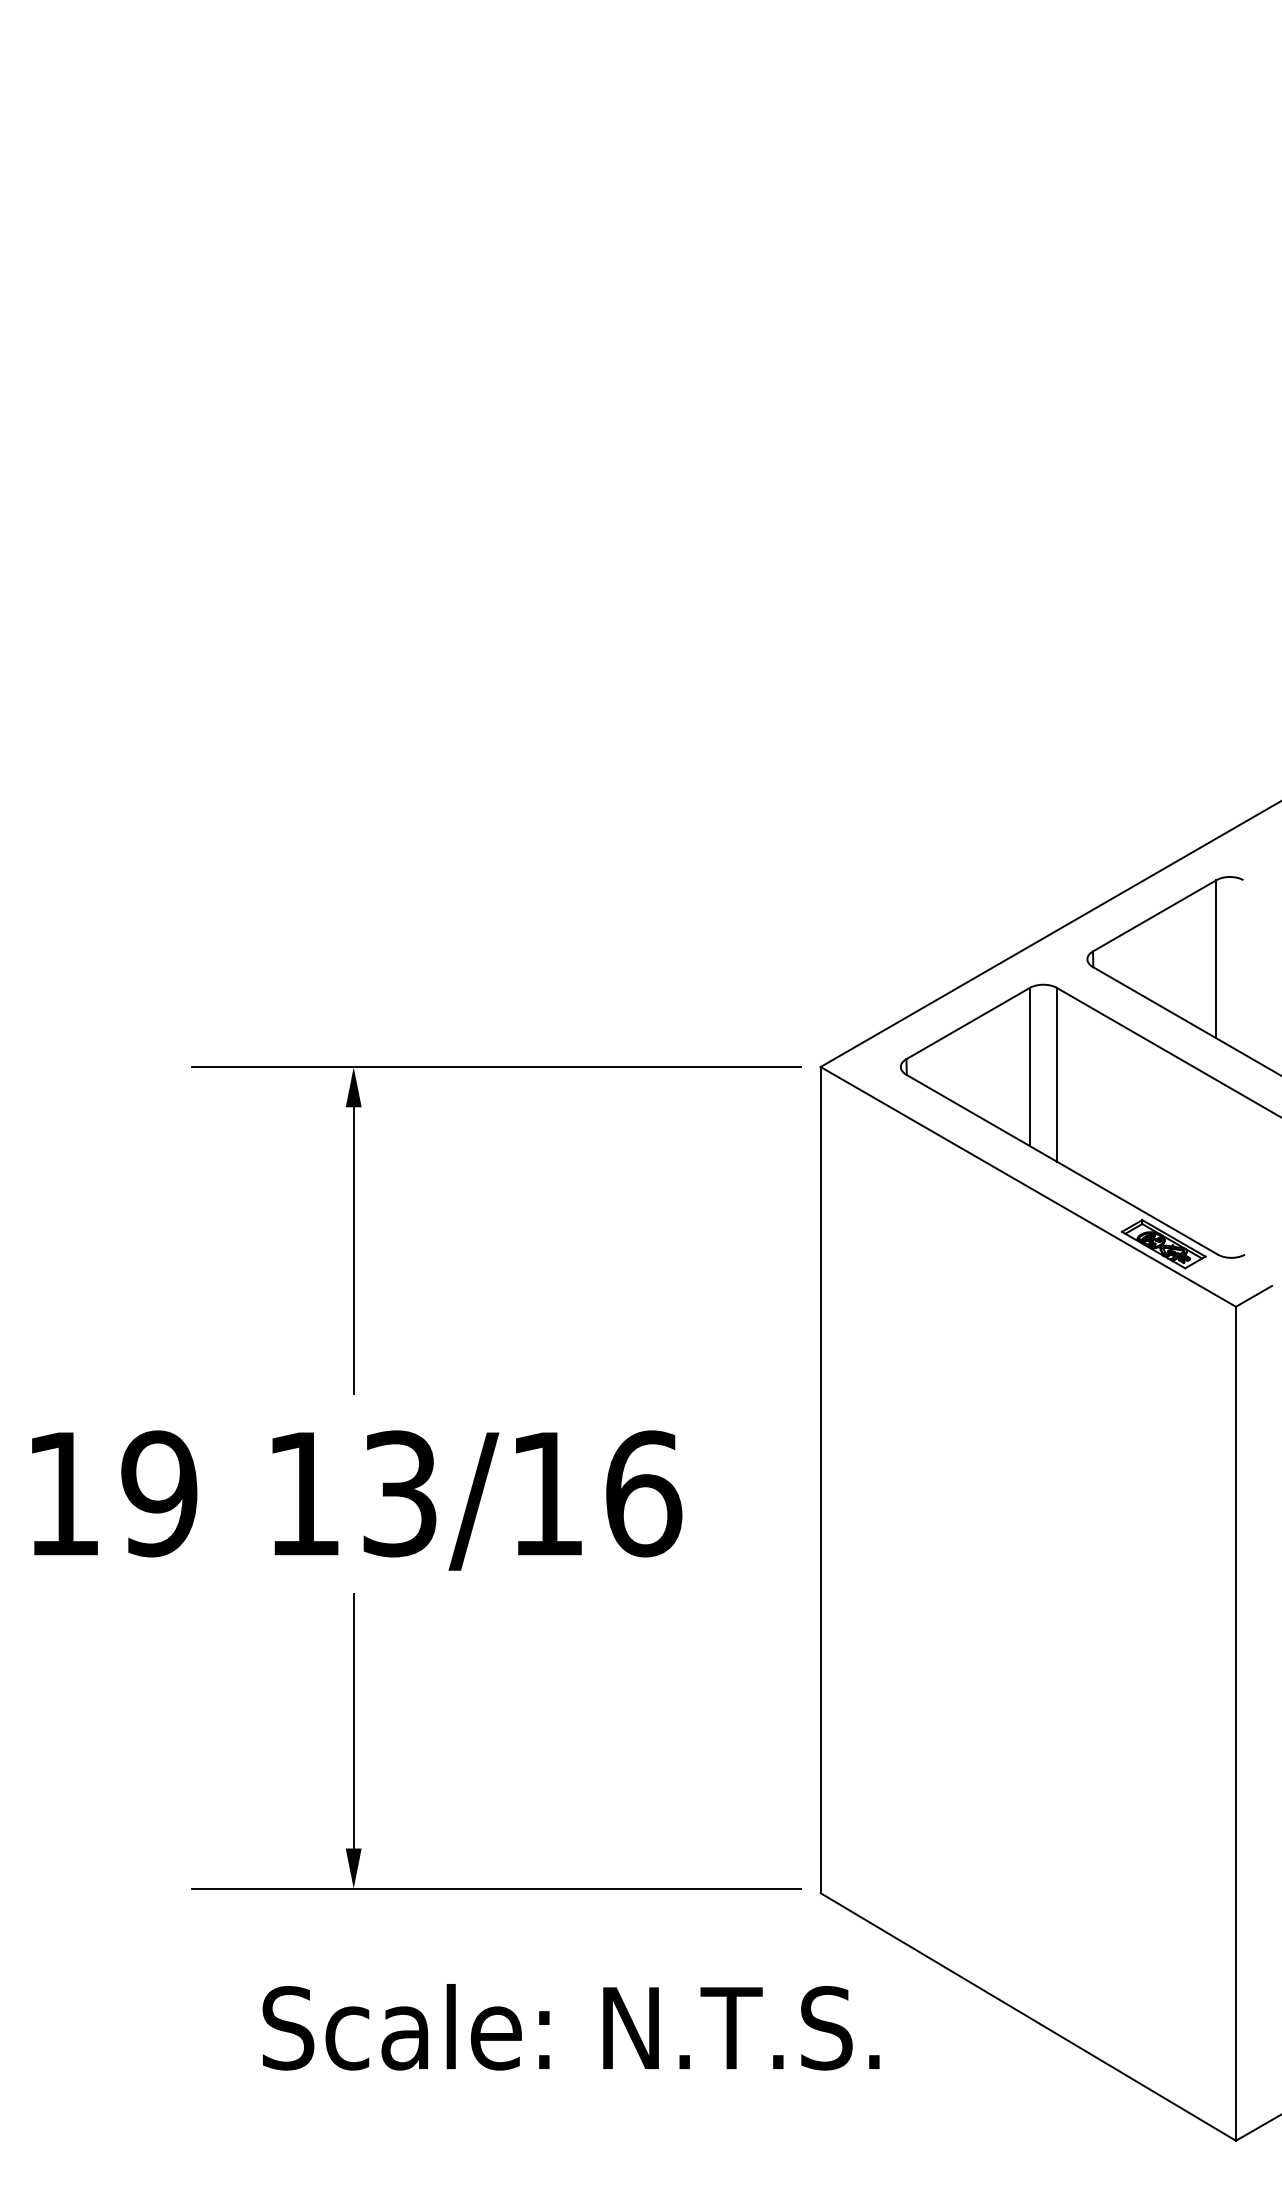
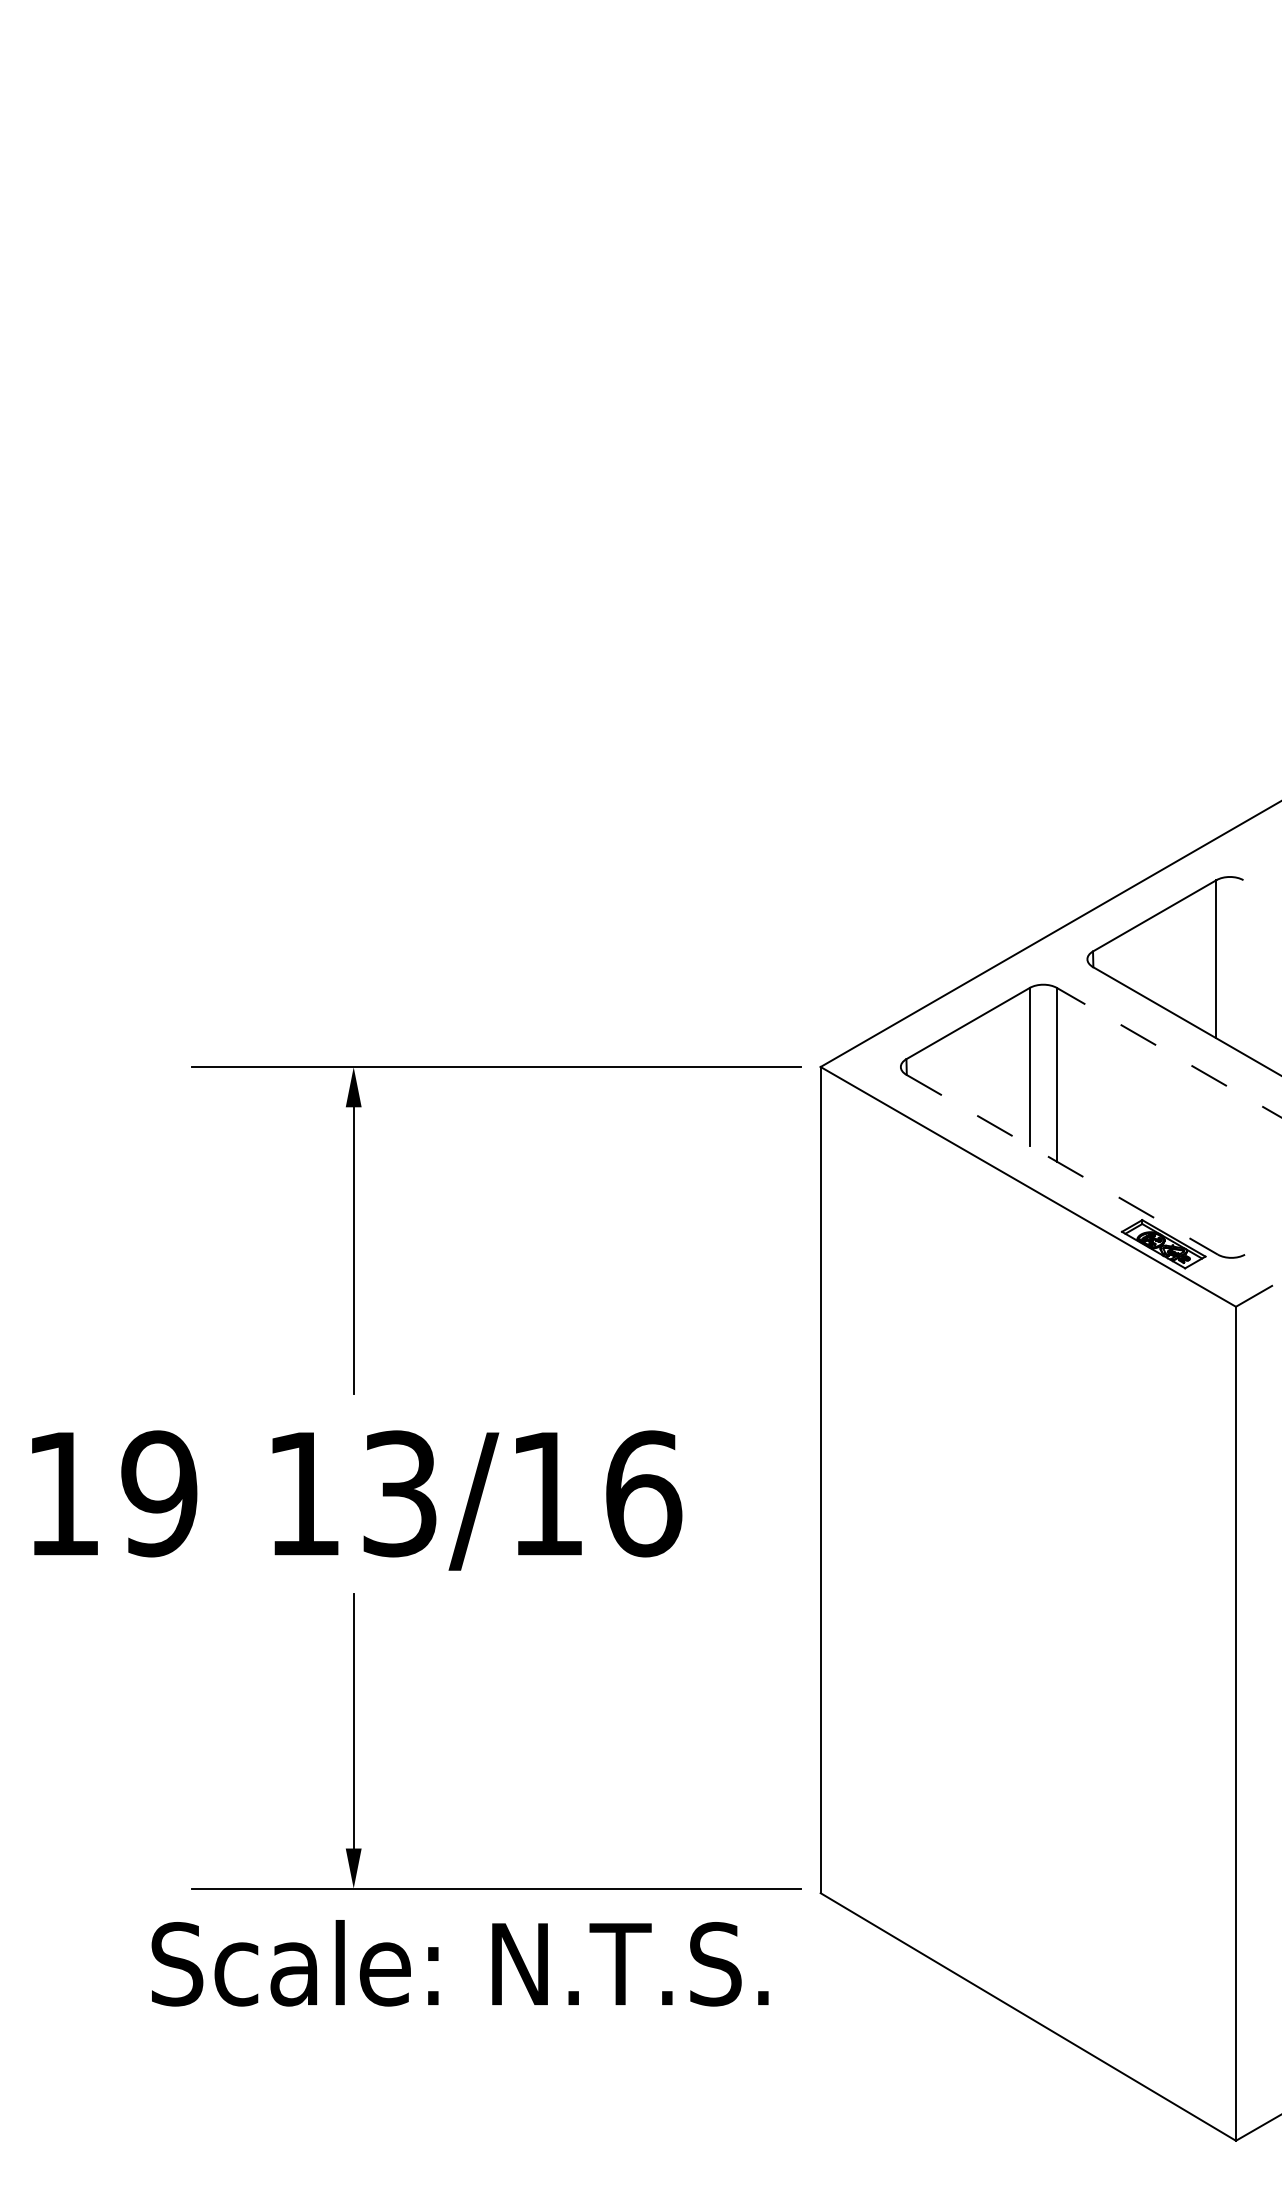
line: solid -> dashed (1169, 1052)
line: solid -> dashed (1062, 1164)
text position: (570, 2027) -> (459, 1963) (459, 1963)
